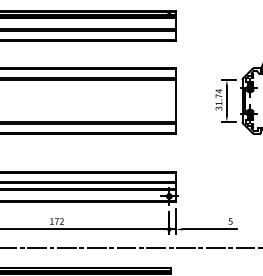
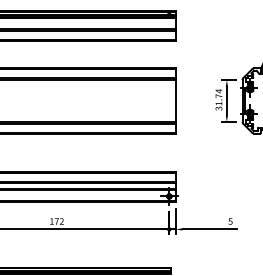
line: present -> none (130, 248)
